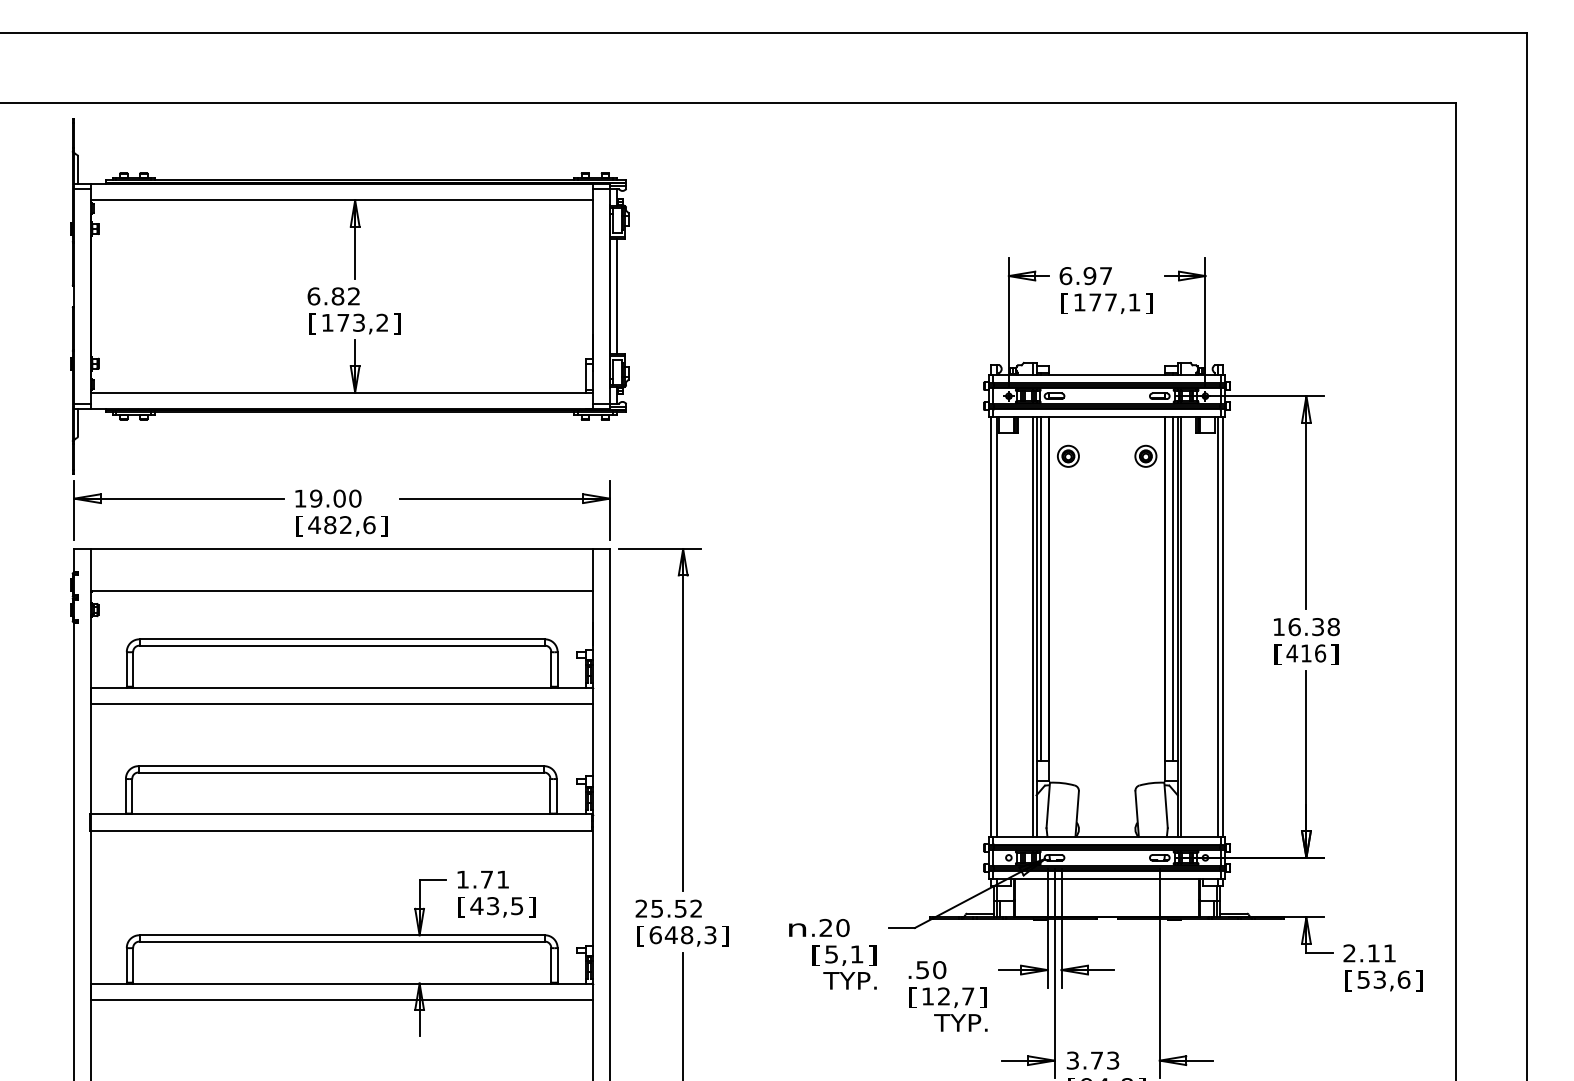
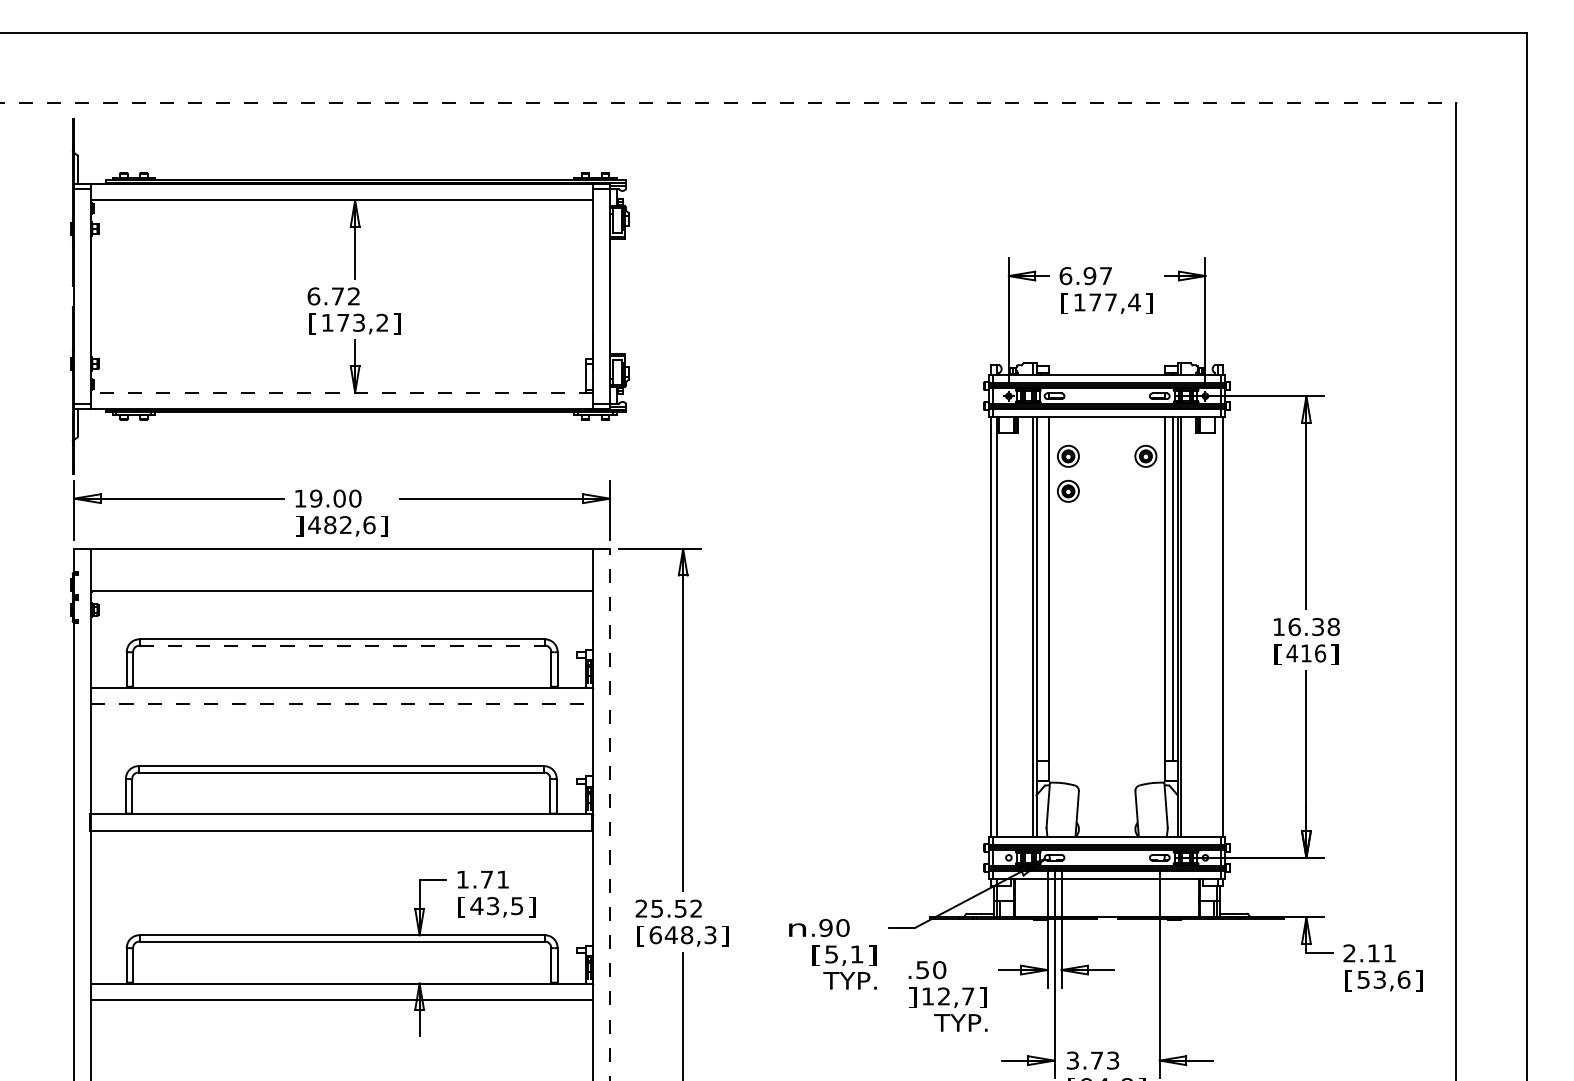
line: solid -> dashed (728, 103)
text: 6.82 -> 6.72 (337, 296)
line: present -> none (616, 296)
text: 177,1 -> 177,4 (1134, 302)
line: solid -> dashed (341, 392)
part: none -> present (1068, 490)
text: [ -> ] (299, 526)
line: present -> none (1041, 589)
line: present -> none (1217, 626)
line: solid -> dashed (342, 645)
line: solid -> dashed (342, 704)
line: solid -> dashed (609, 814)
text: .20 -> .90 (825, 928)
text: [ -> ] (912, 997)
